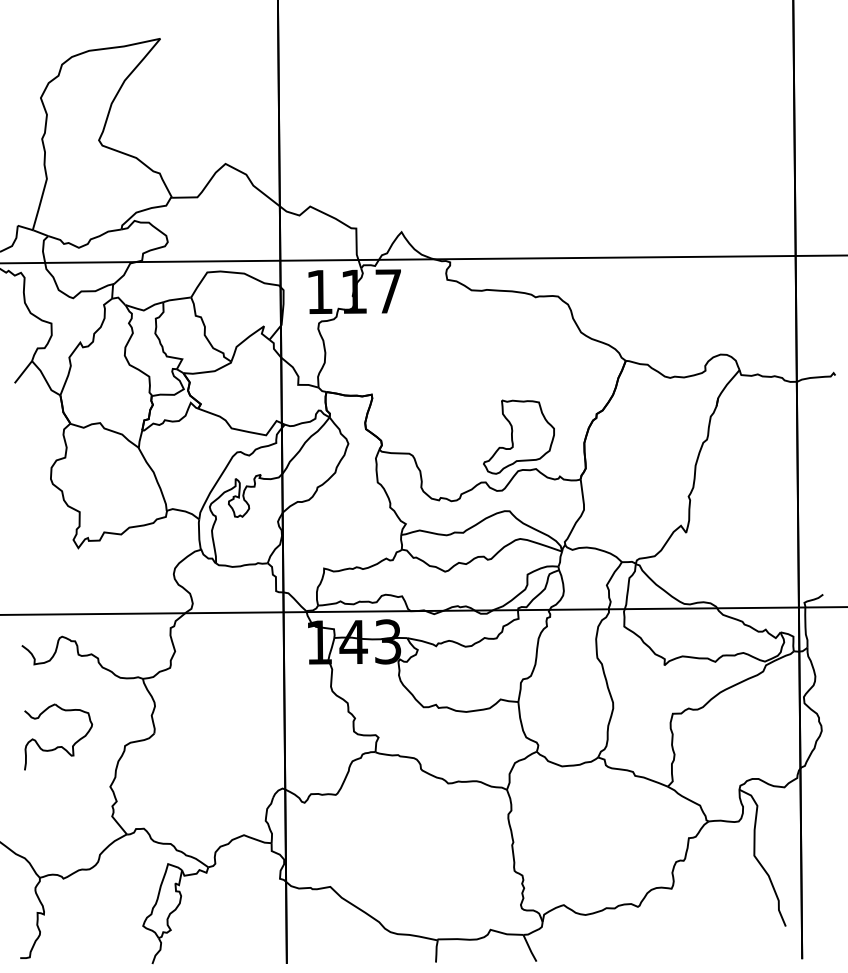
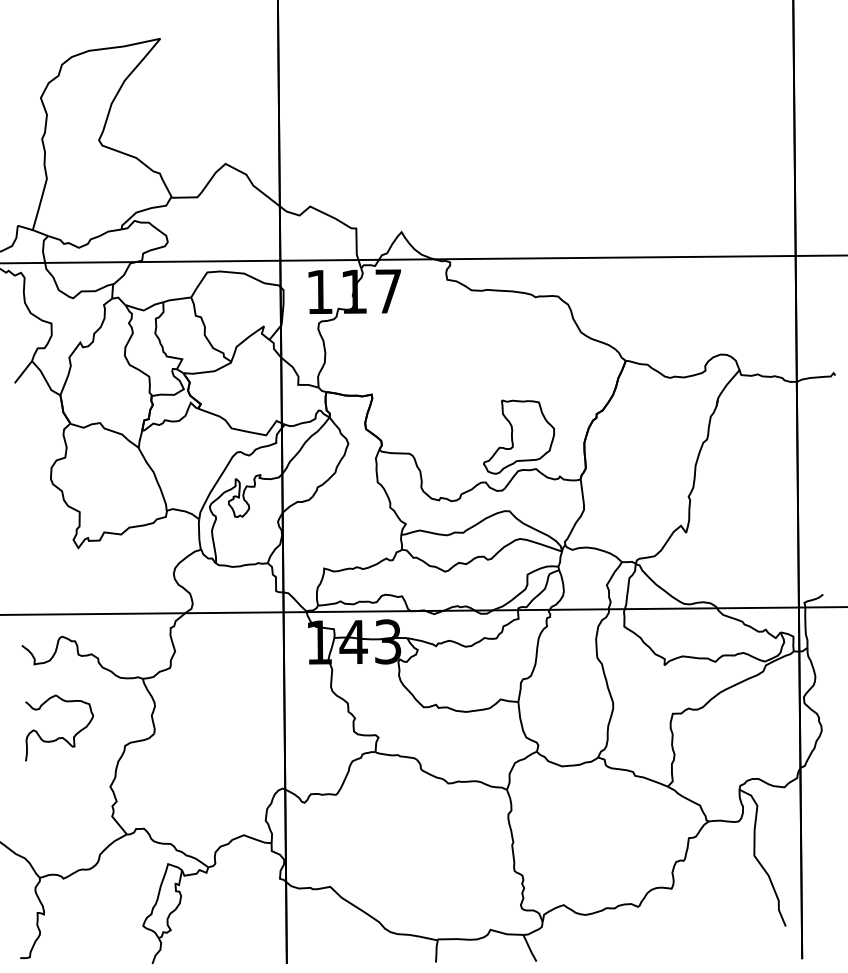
part position: (58, 746) -> (59, 737) (59, 737)
